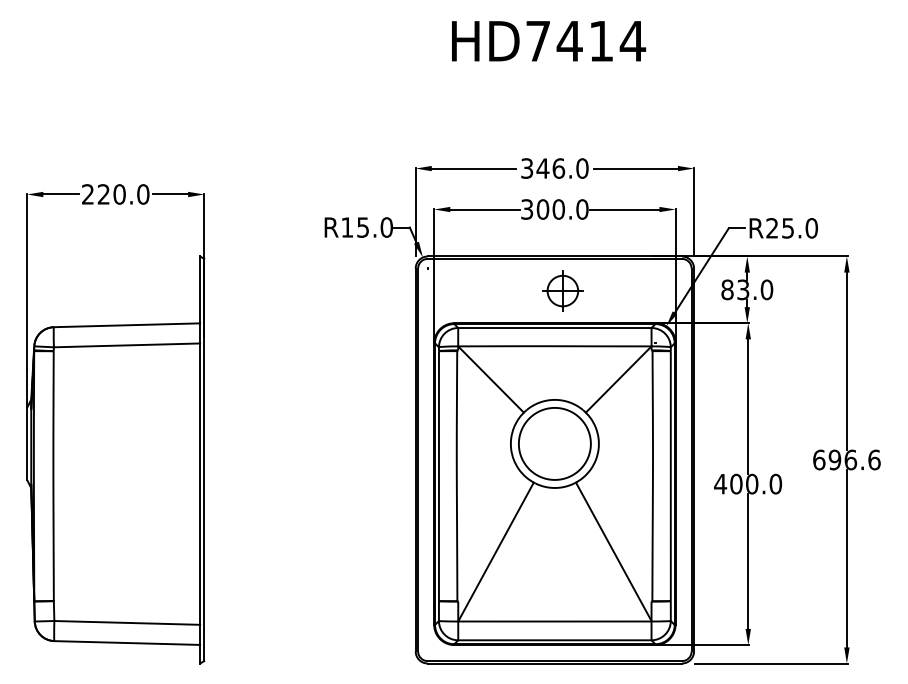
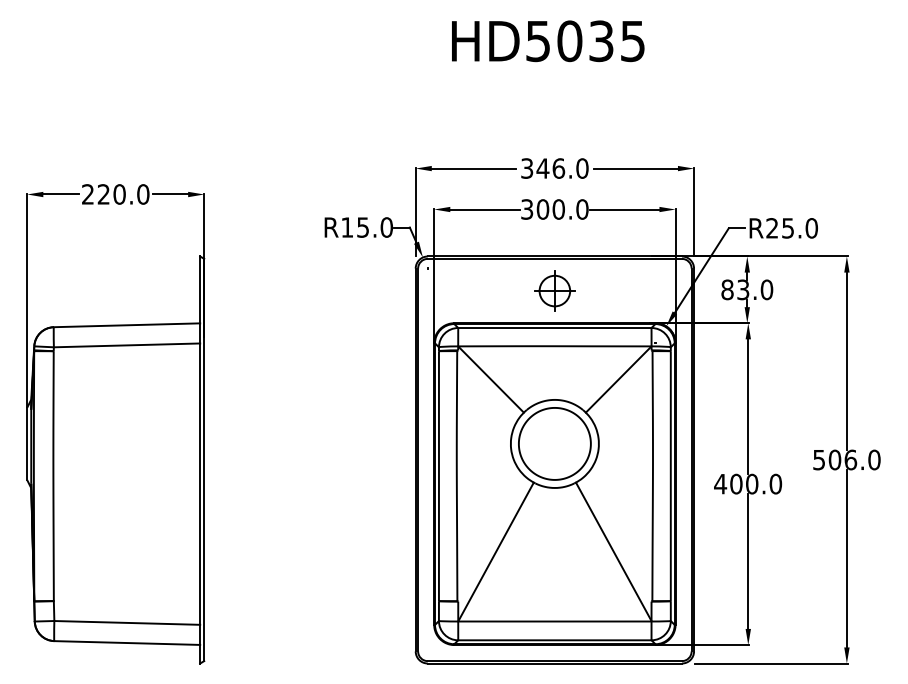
text: HD7414 -> HD5035 (586, 41)
part position: (562, 290) -> (554, 290) (554, 290)
text: 696.6 -> 506.0 (846, 459)
